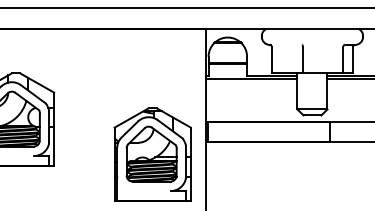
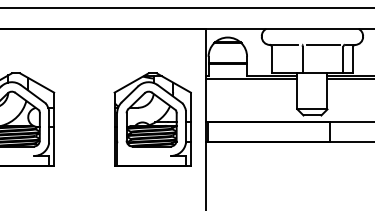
line: none -> present (285, 44)
line: none -> present (323, 44)
part position: (152, 154) -> (152, 119) (152, 119)
